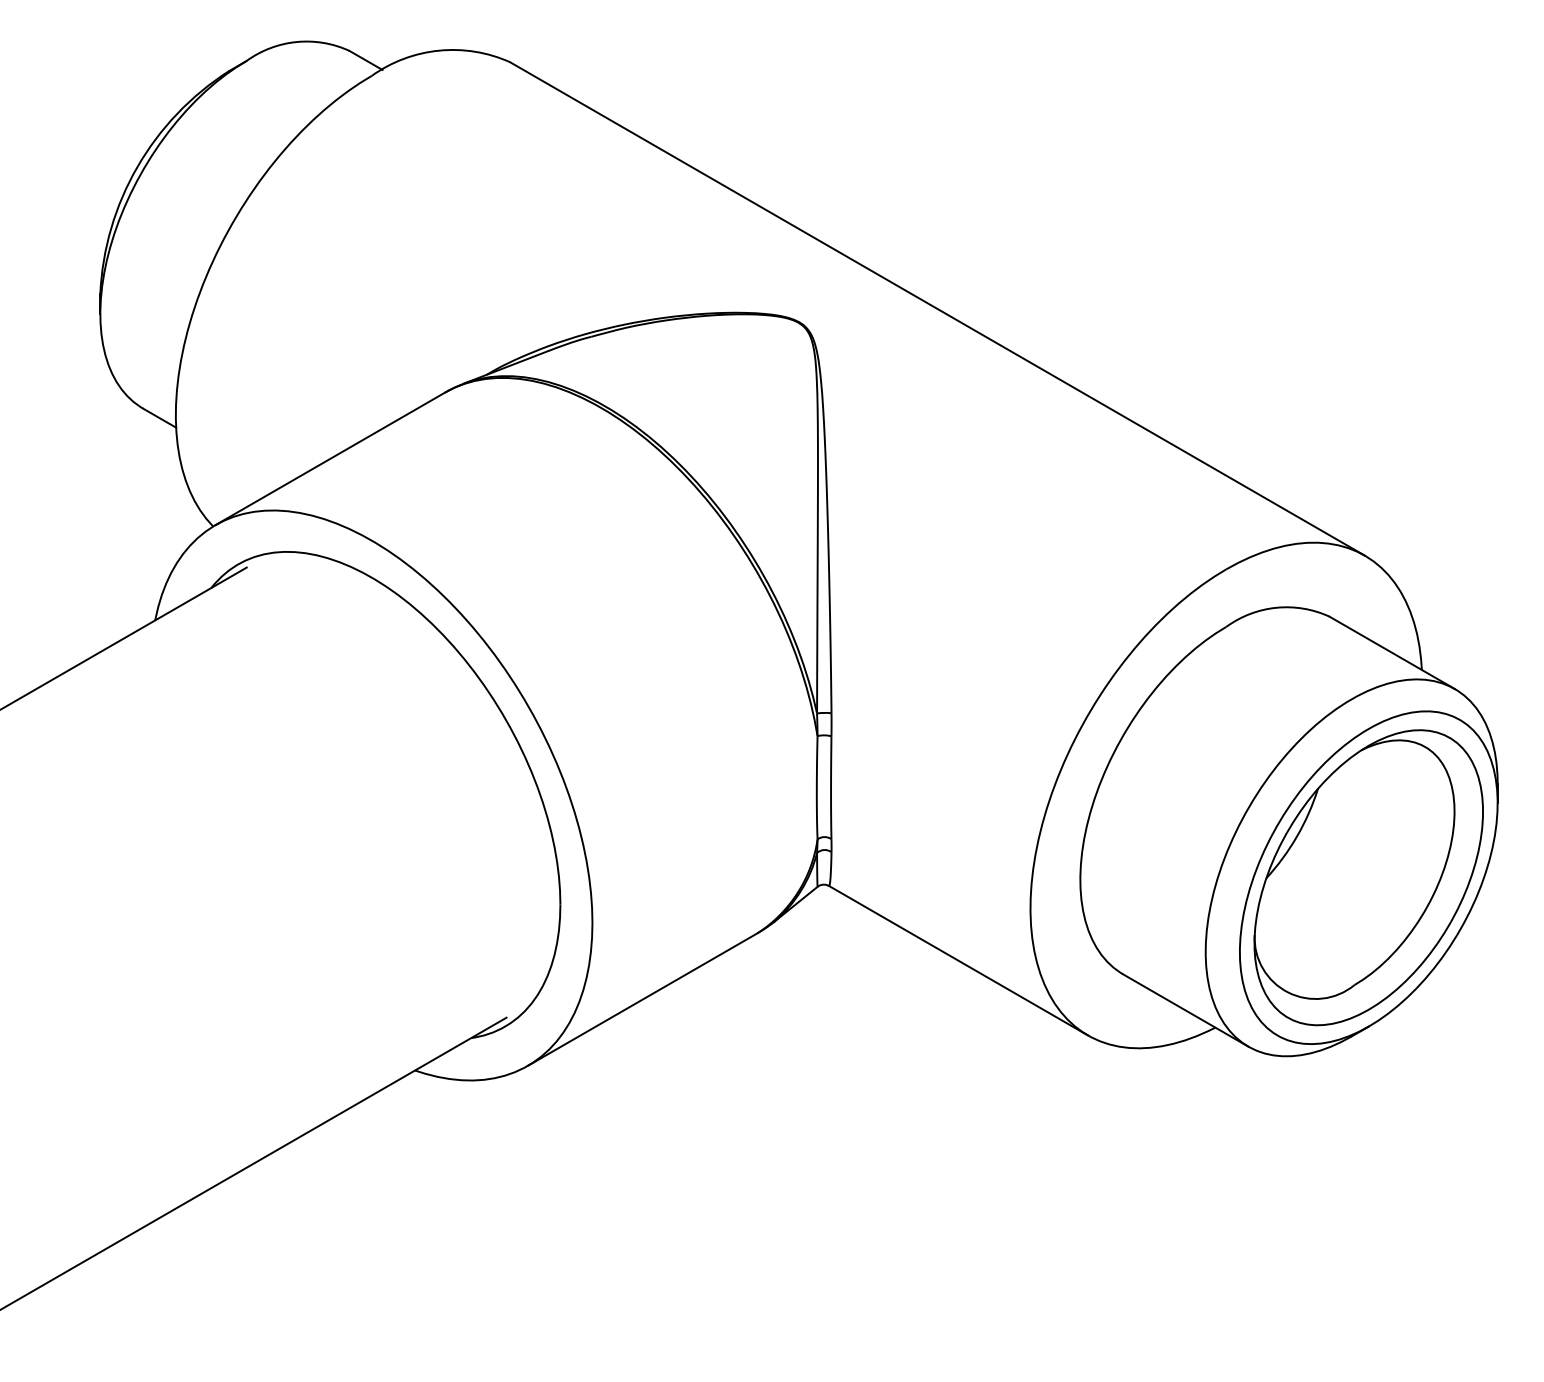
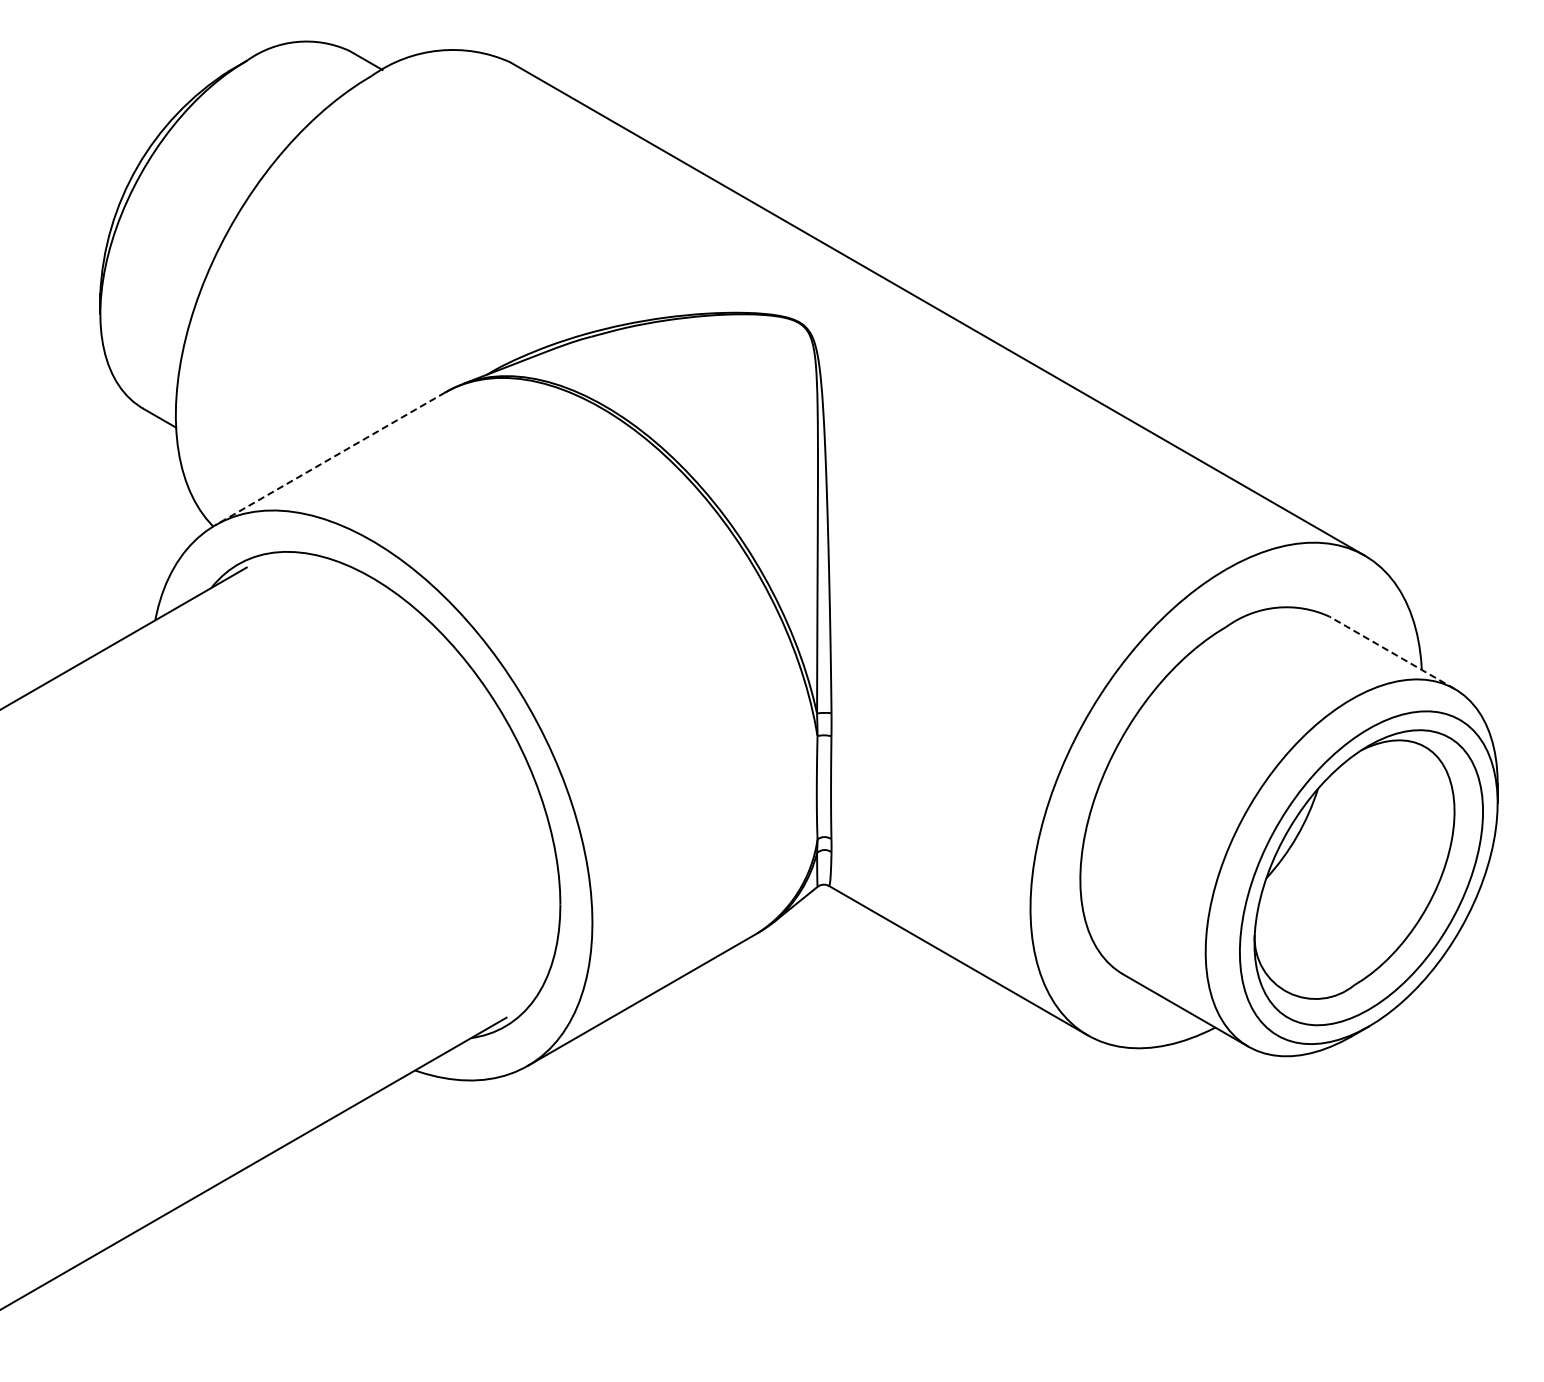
line: solid -> dashed (330, 458)
line: solid -> dashed (1391, 652)
